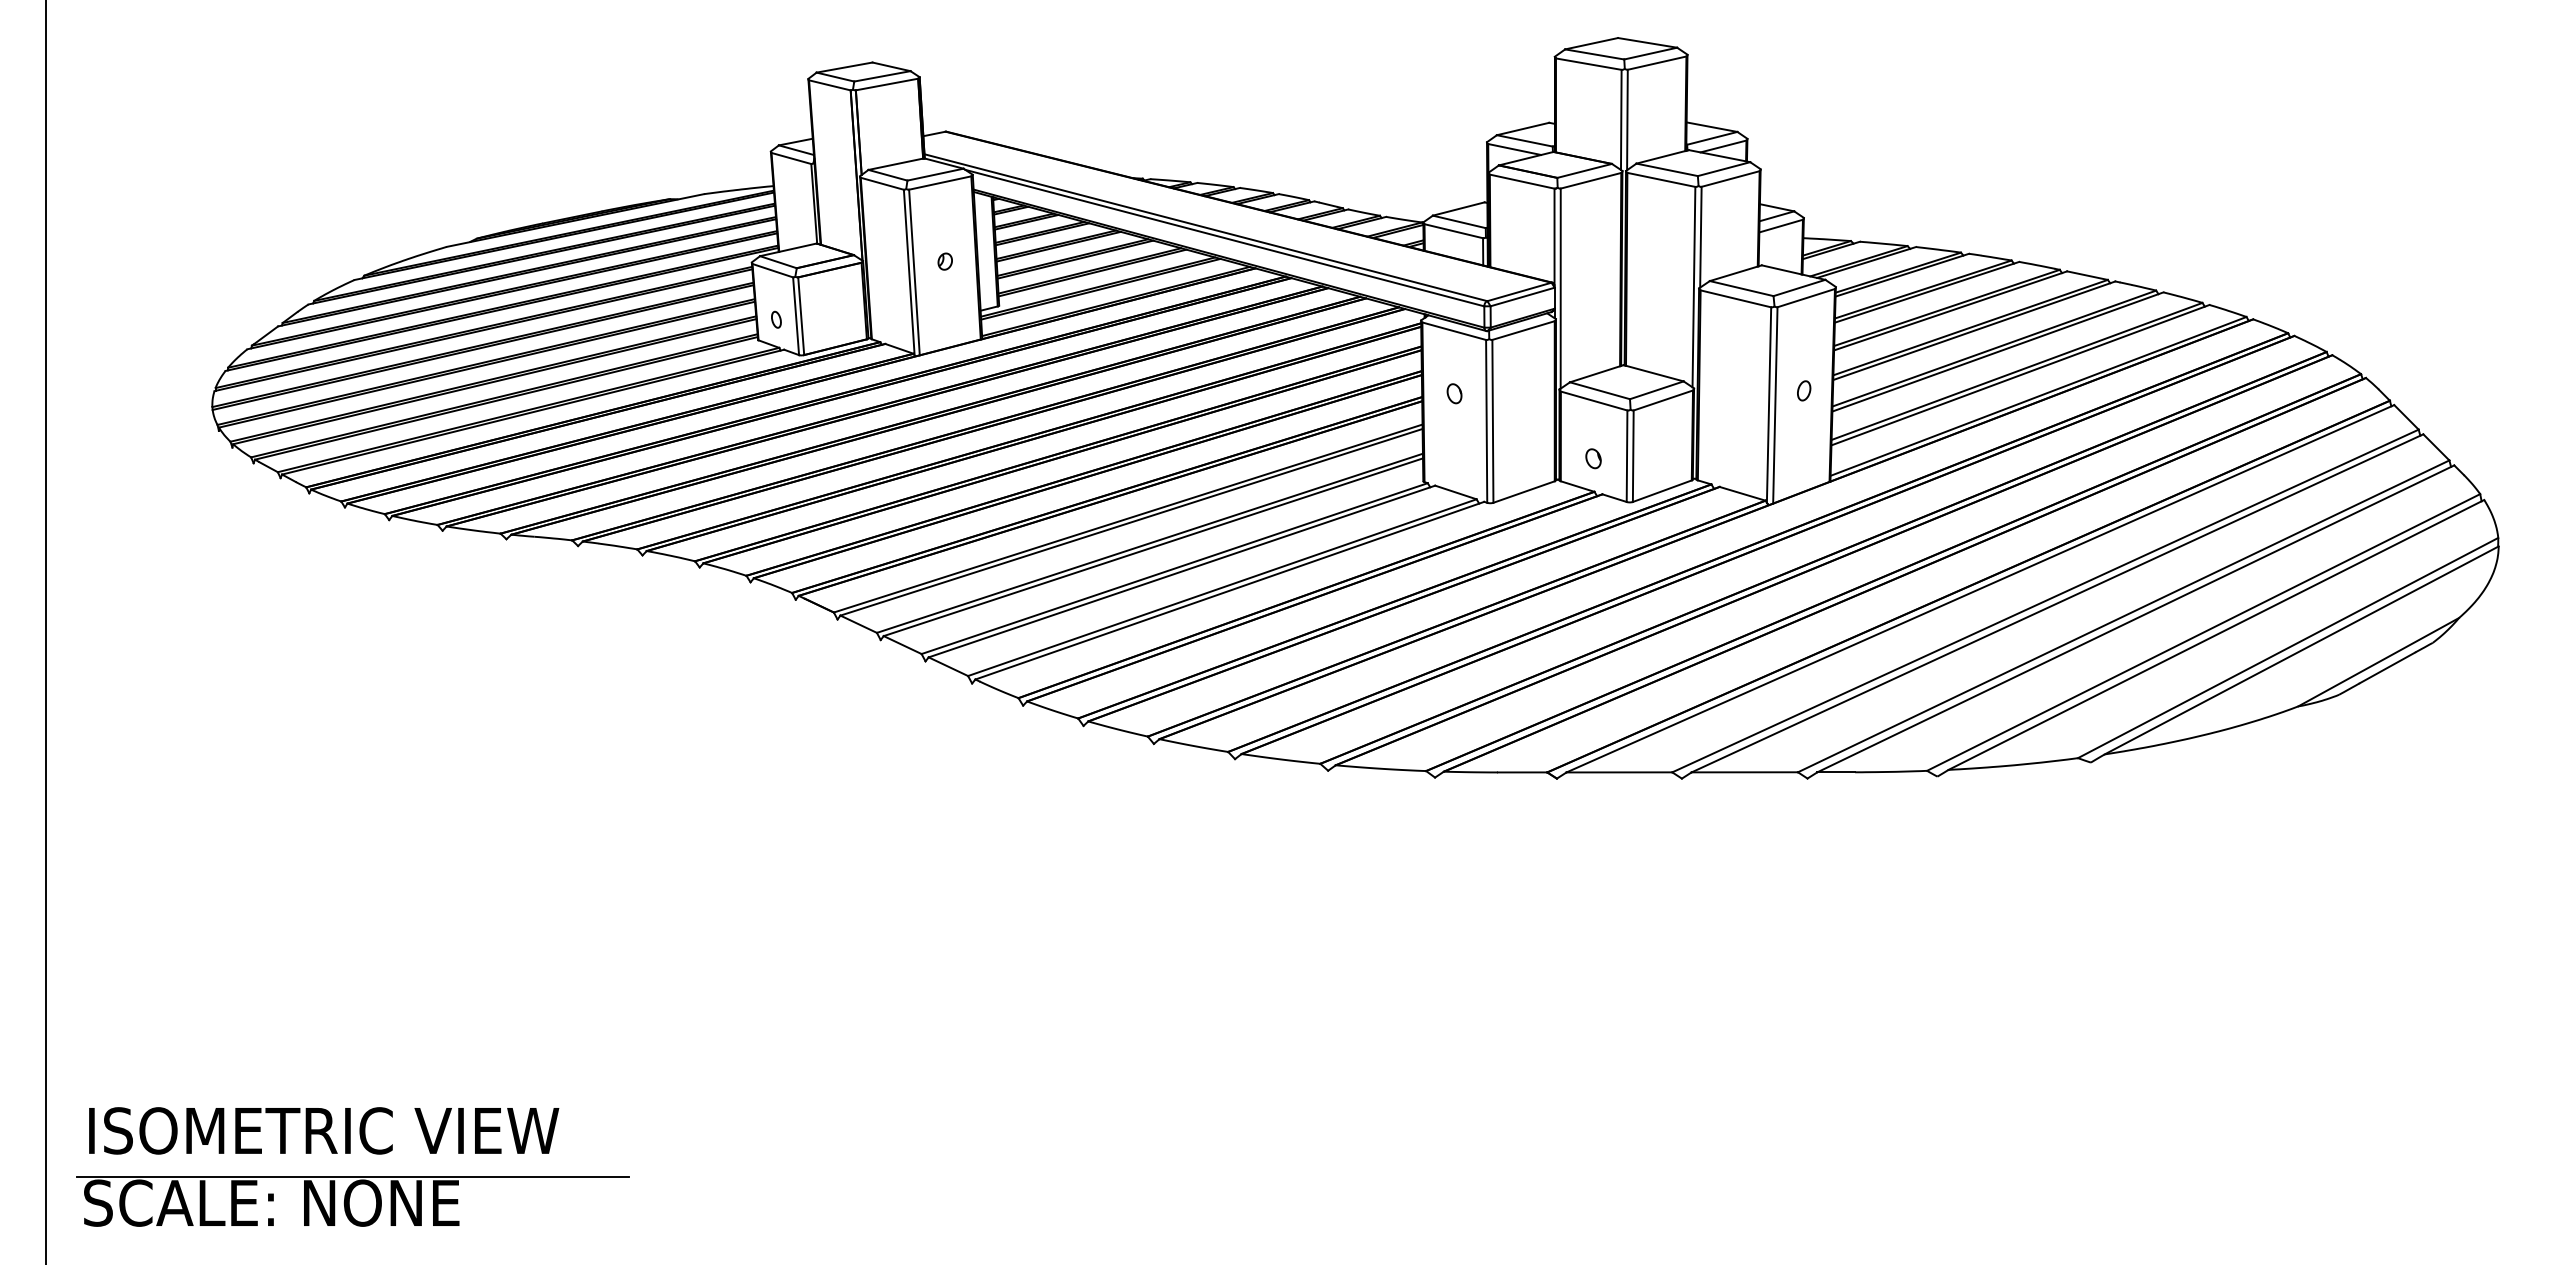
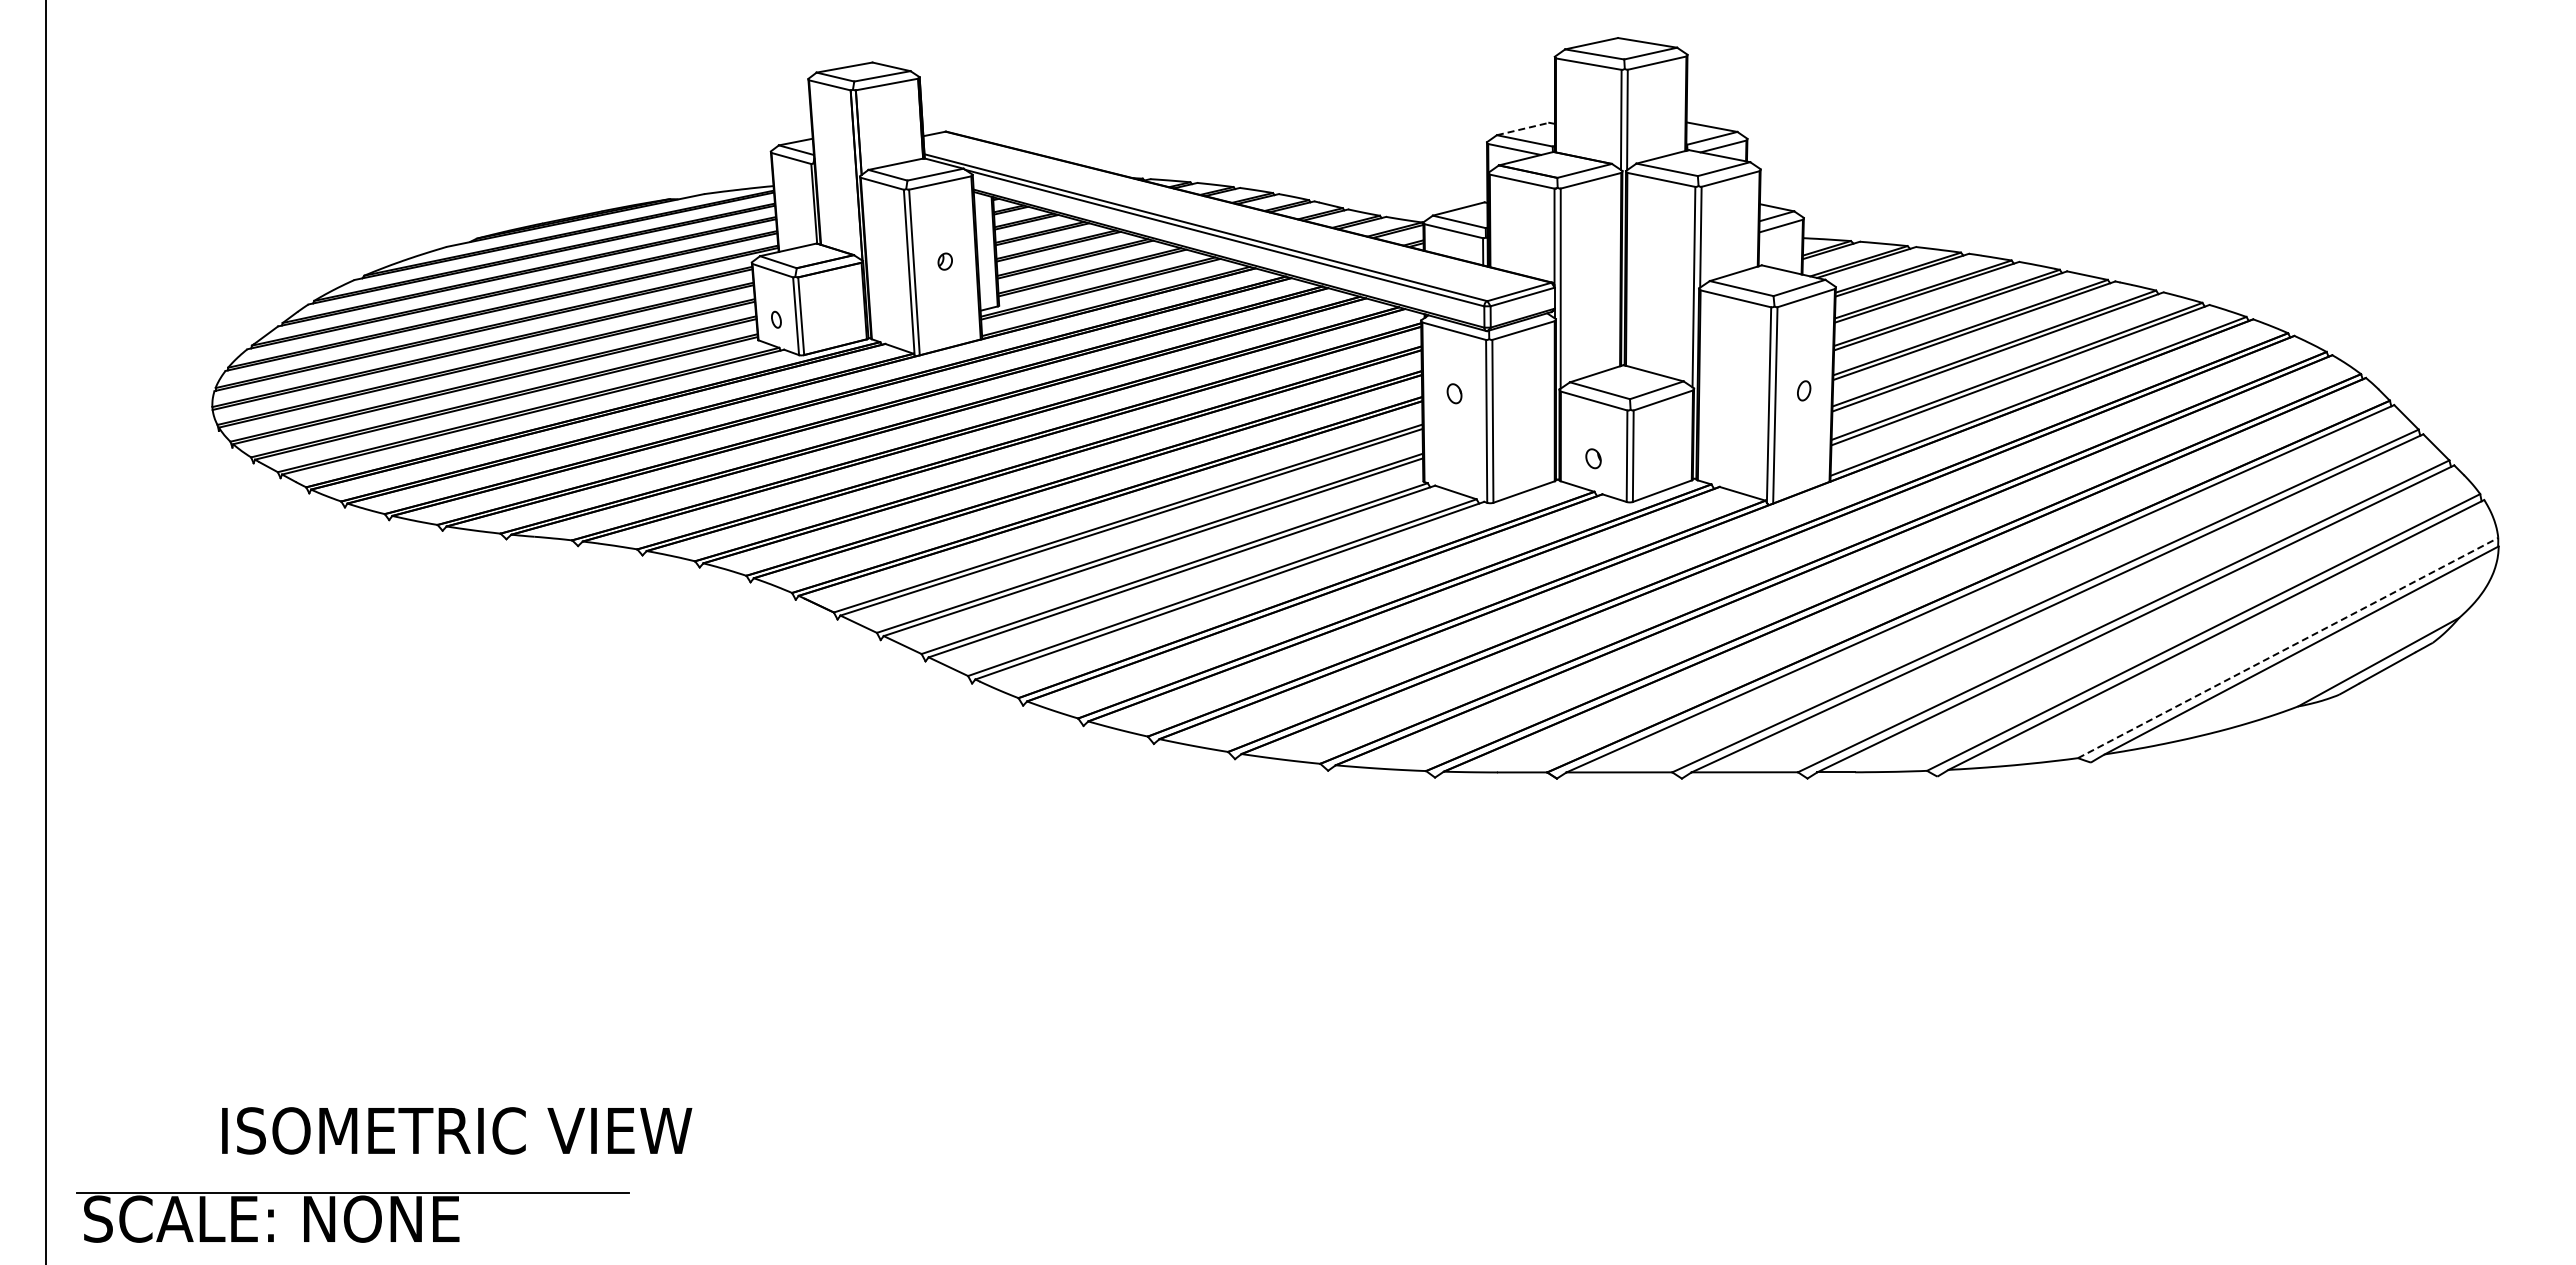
line: solid -> dashed (1523, 129)
line: solid -> dashed (2288, 647)
text position: (324, 1130) -> (457, 1130) (457, 1130)
part position: (352, 1201) -> (352, 1217) (352, 1217)
